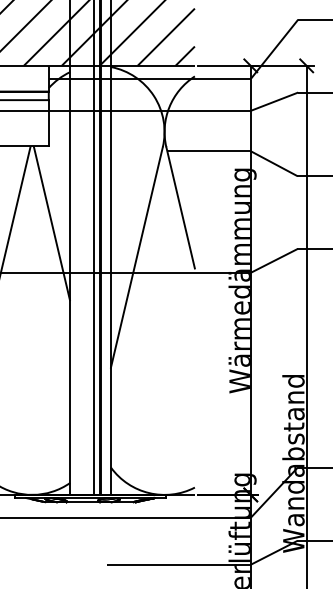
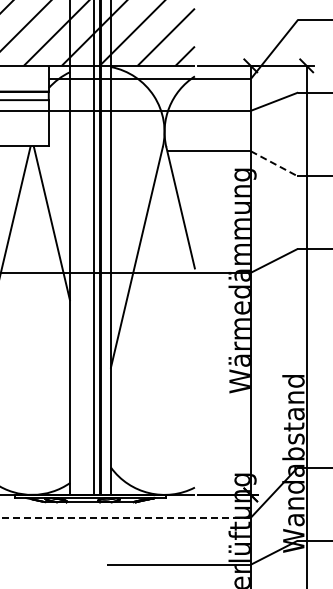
line: solid -> dashed (274, 163)
line: solid -> dashed (125, 517)
